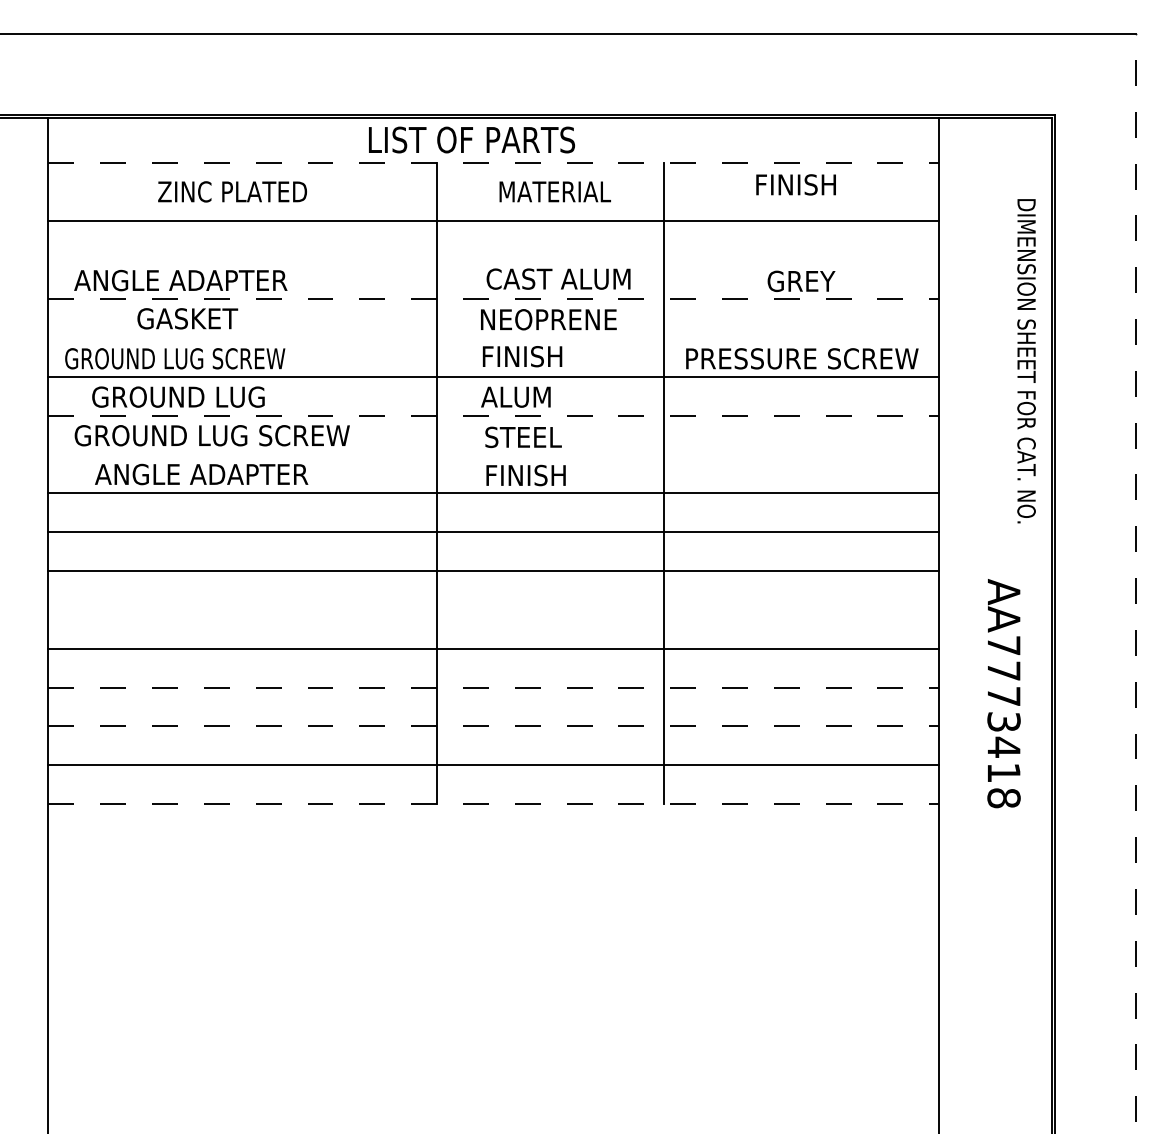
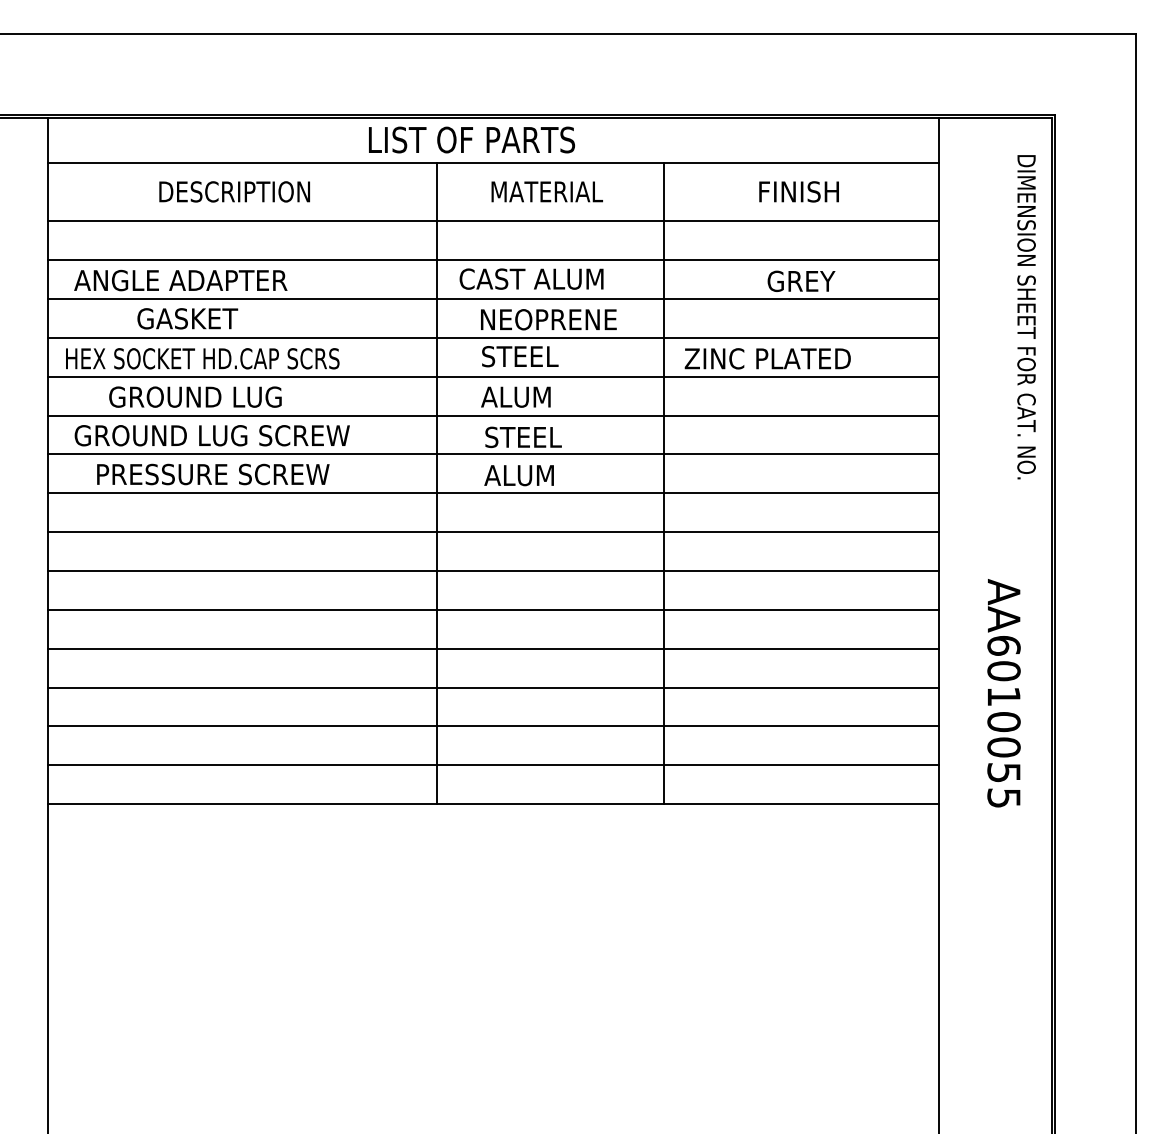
line: dashed -> solid (494, 162)
text position: (795, 184) -> (798, 191) (798, 191)
text: ZINC PLATED -> DESCRIPTION (234, 191)
text position: (554, 191) -> (546, 191) (546, 191)
line: none -> present (493, 260)
text position: (558, 278) -> (531, 278) (531, 278)
line: dashed -> solid (494, 298)
line: none -> present (493, 337)
text: FINISH -> STEEL (522, 356)
text: GROUND LUG SCREW -> HEX SOCKET HD.CAP SCRS (202, 358)
text: PRESSURE SCREW -> ZINC PLATED (801, 358)
text position: (1026, 361) -> (1026, 317) (1026, 317)
text position: (178, 396) -> (195, 396) (195, 396)
line: dashed -> solid (494, 415)
line: none -> present (493, 454)
text: ANGLE ADAPTER -> PRESSURE SCREW (212, 474)
text: FINISH -> ALUM (524, 475)
line: dashed -> solid (1135, 584)
line: none -> present (493, 609)
line: dashed -> solid (494, 687)
text: AA7773418 -> AA6010055 (1003, 722)
line: dashed -> solid (494, 726)
line: dashed -> solid (494, 804)
